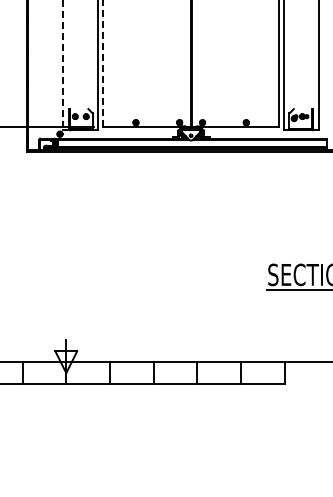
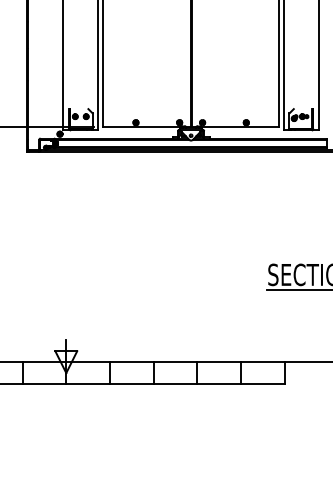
line: dashed -> solid (103, 63)
line: dashed -> solid (63, 65)
